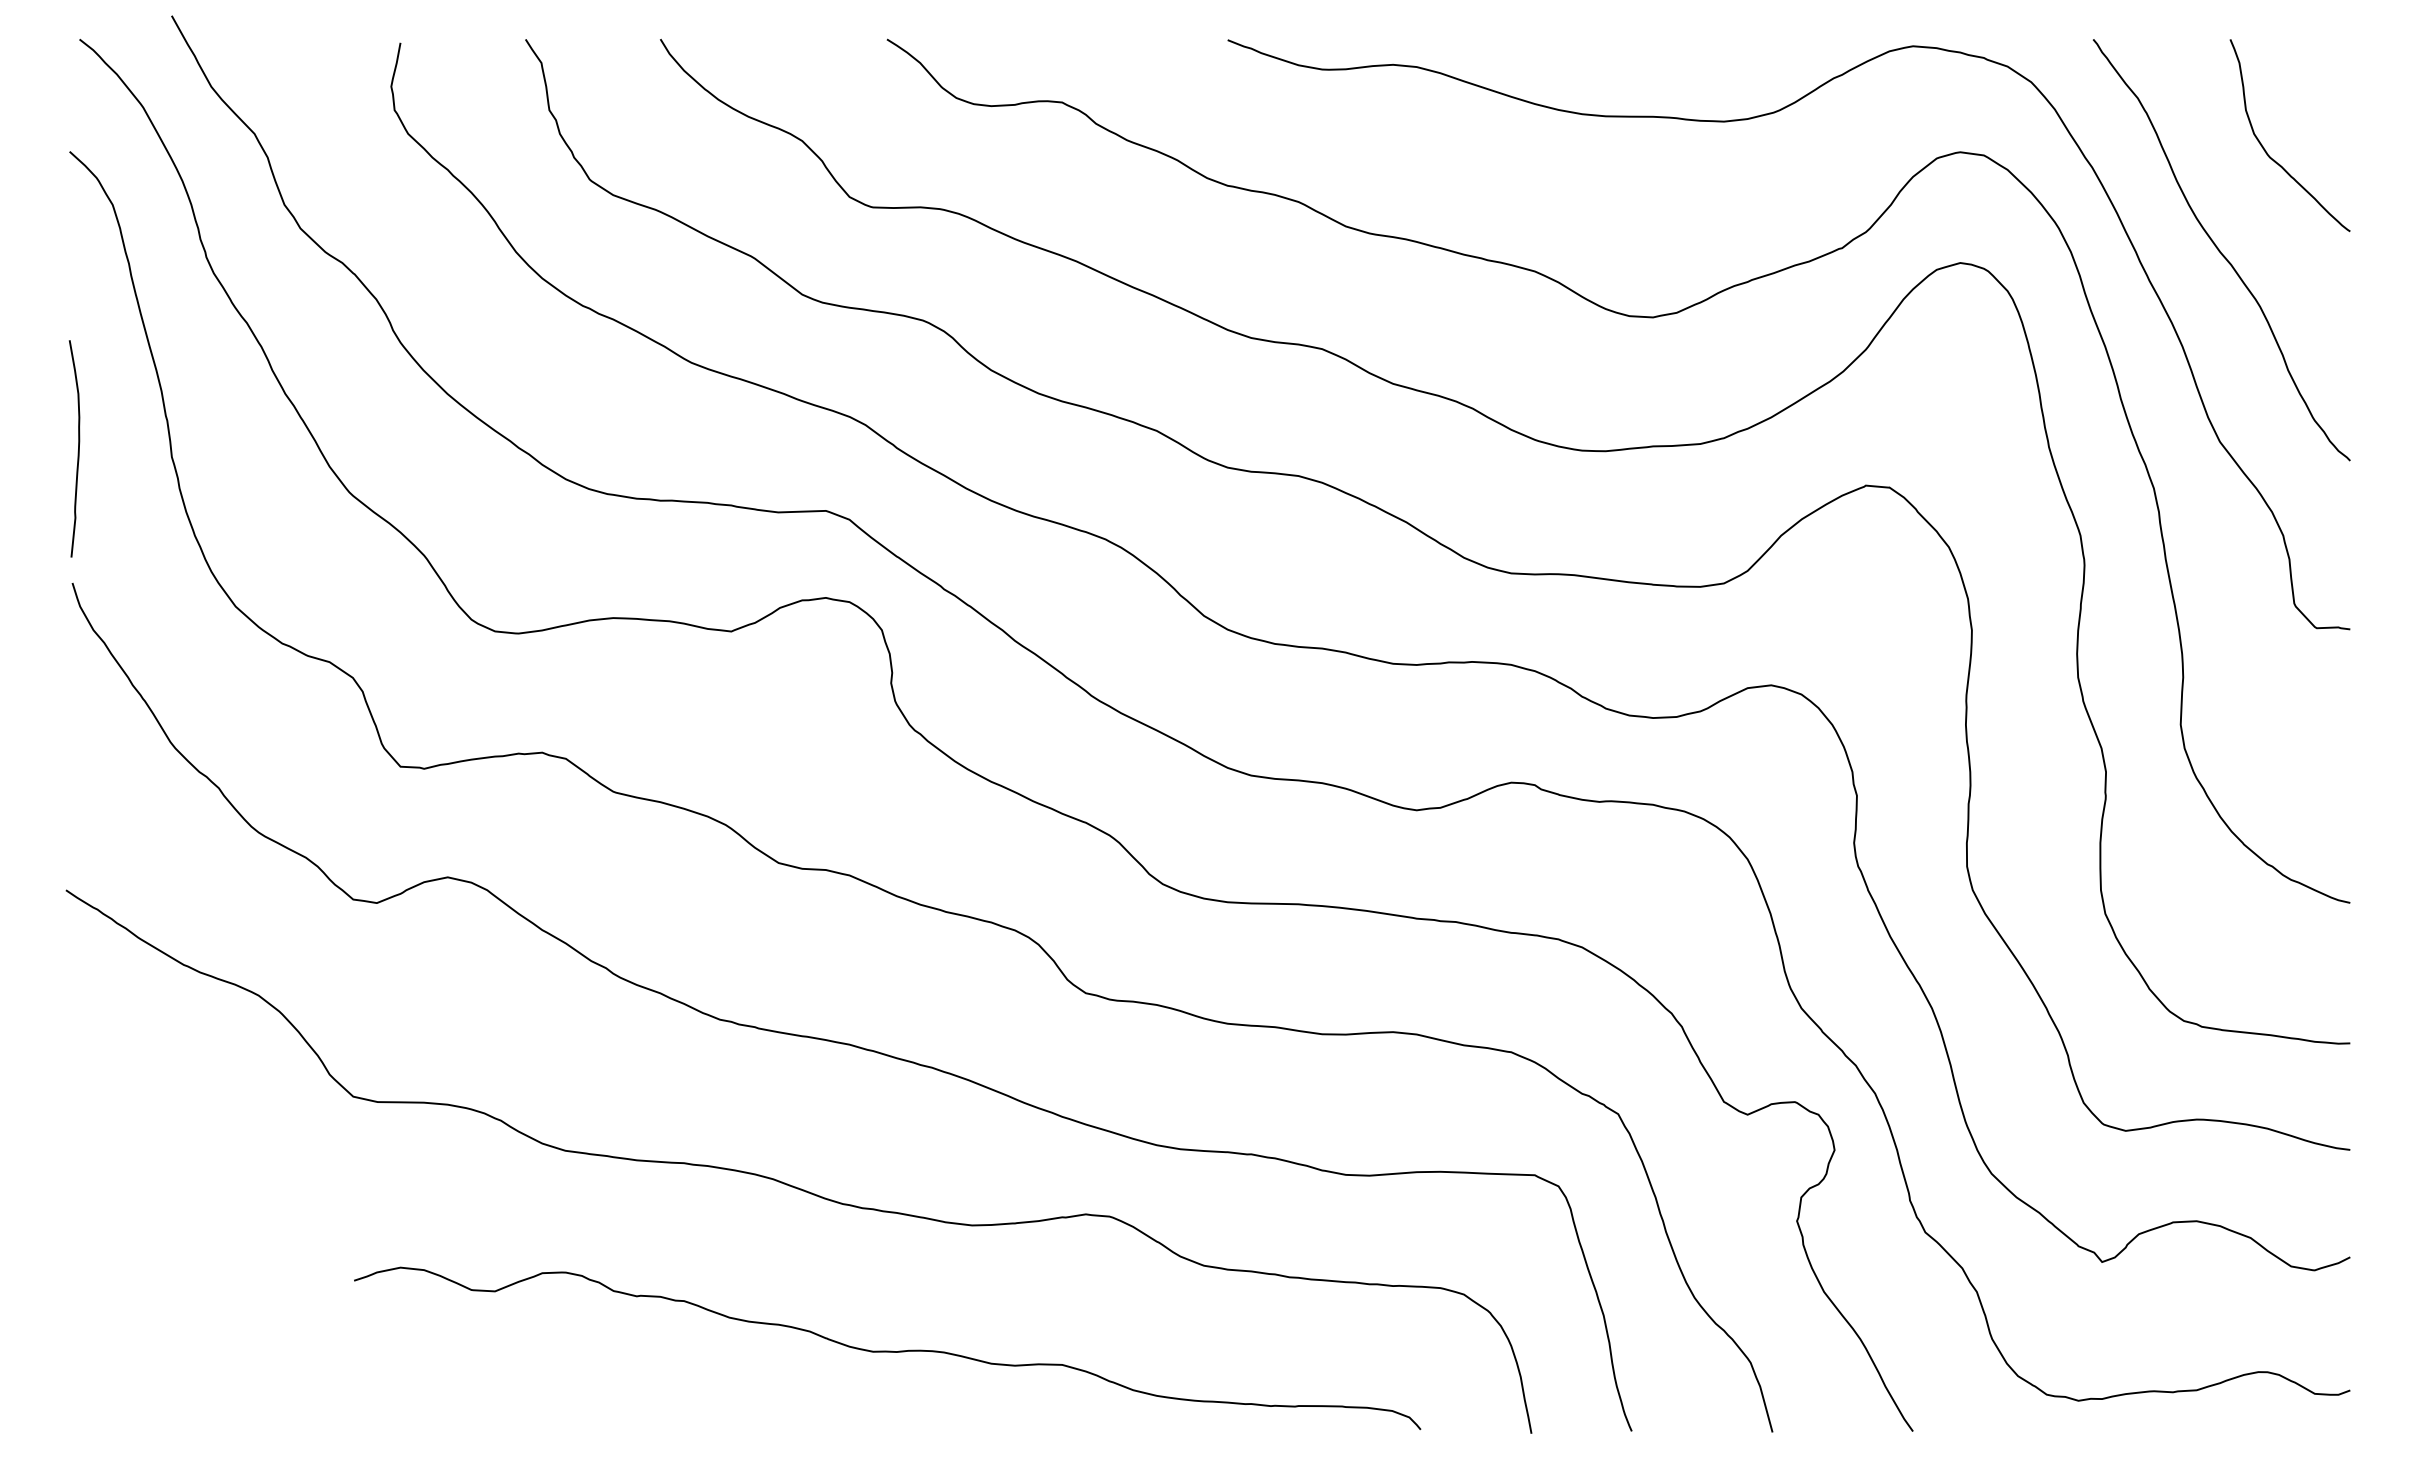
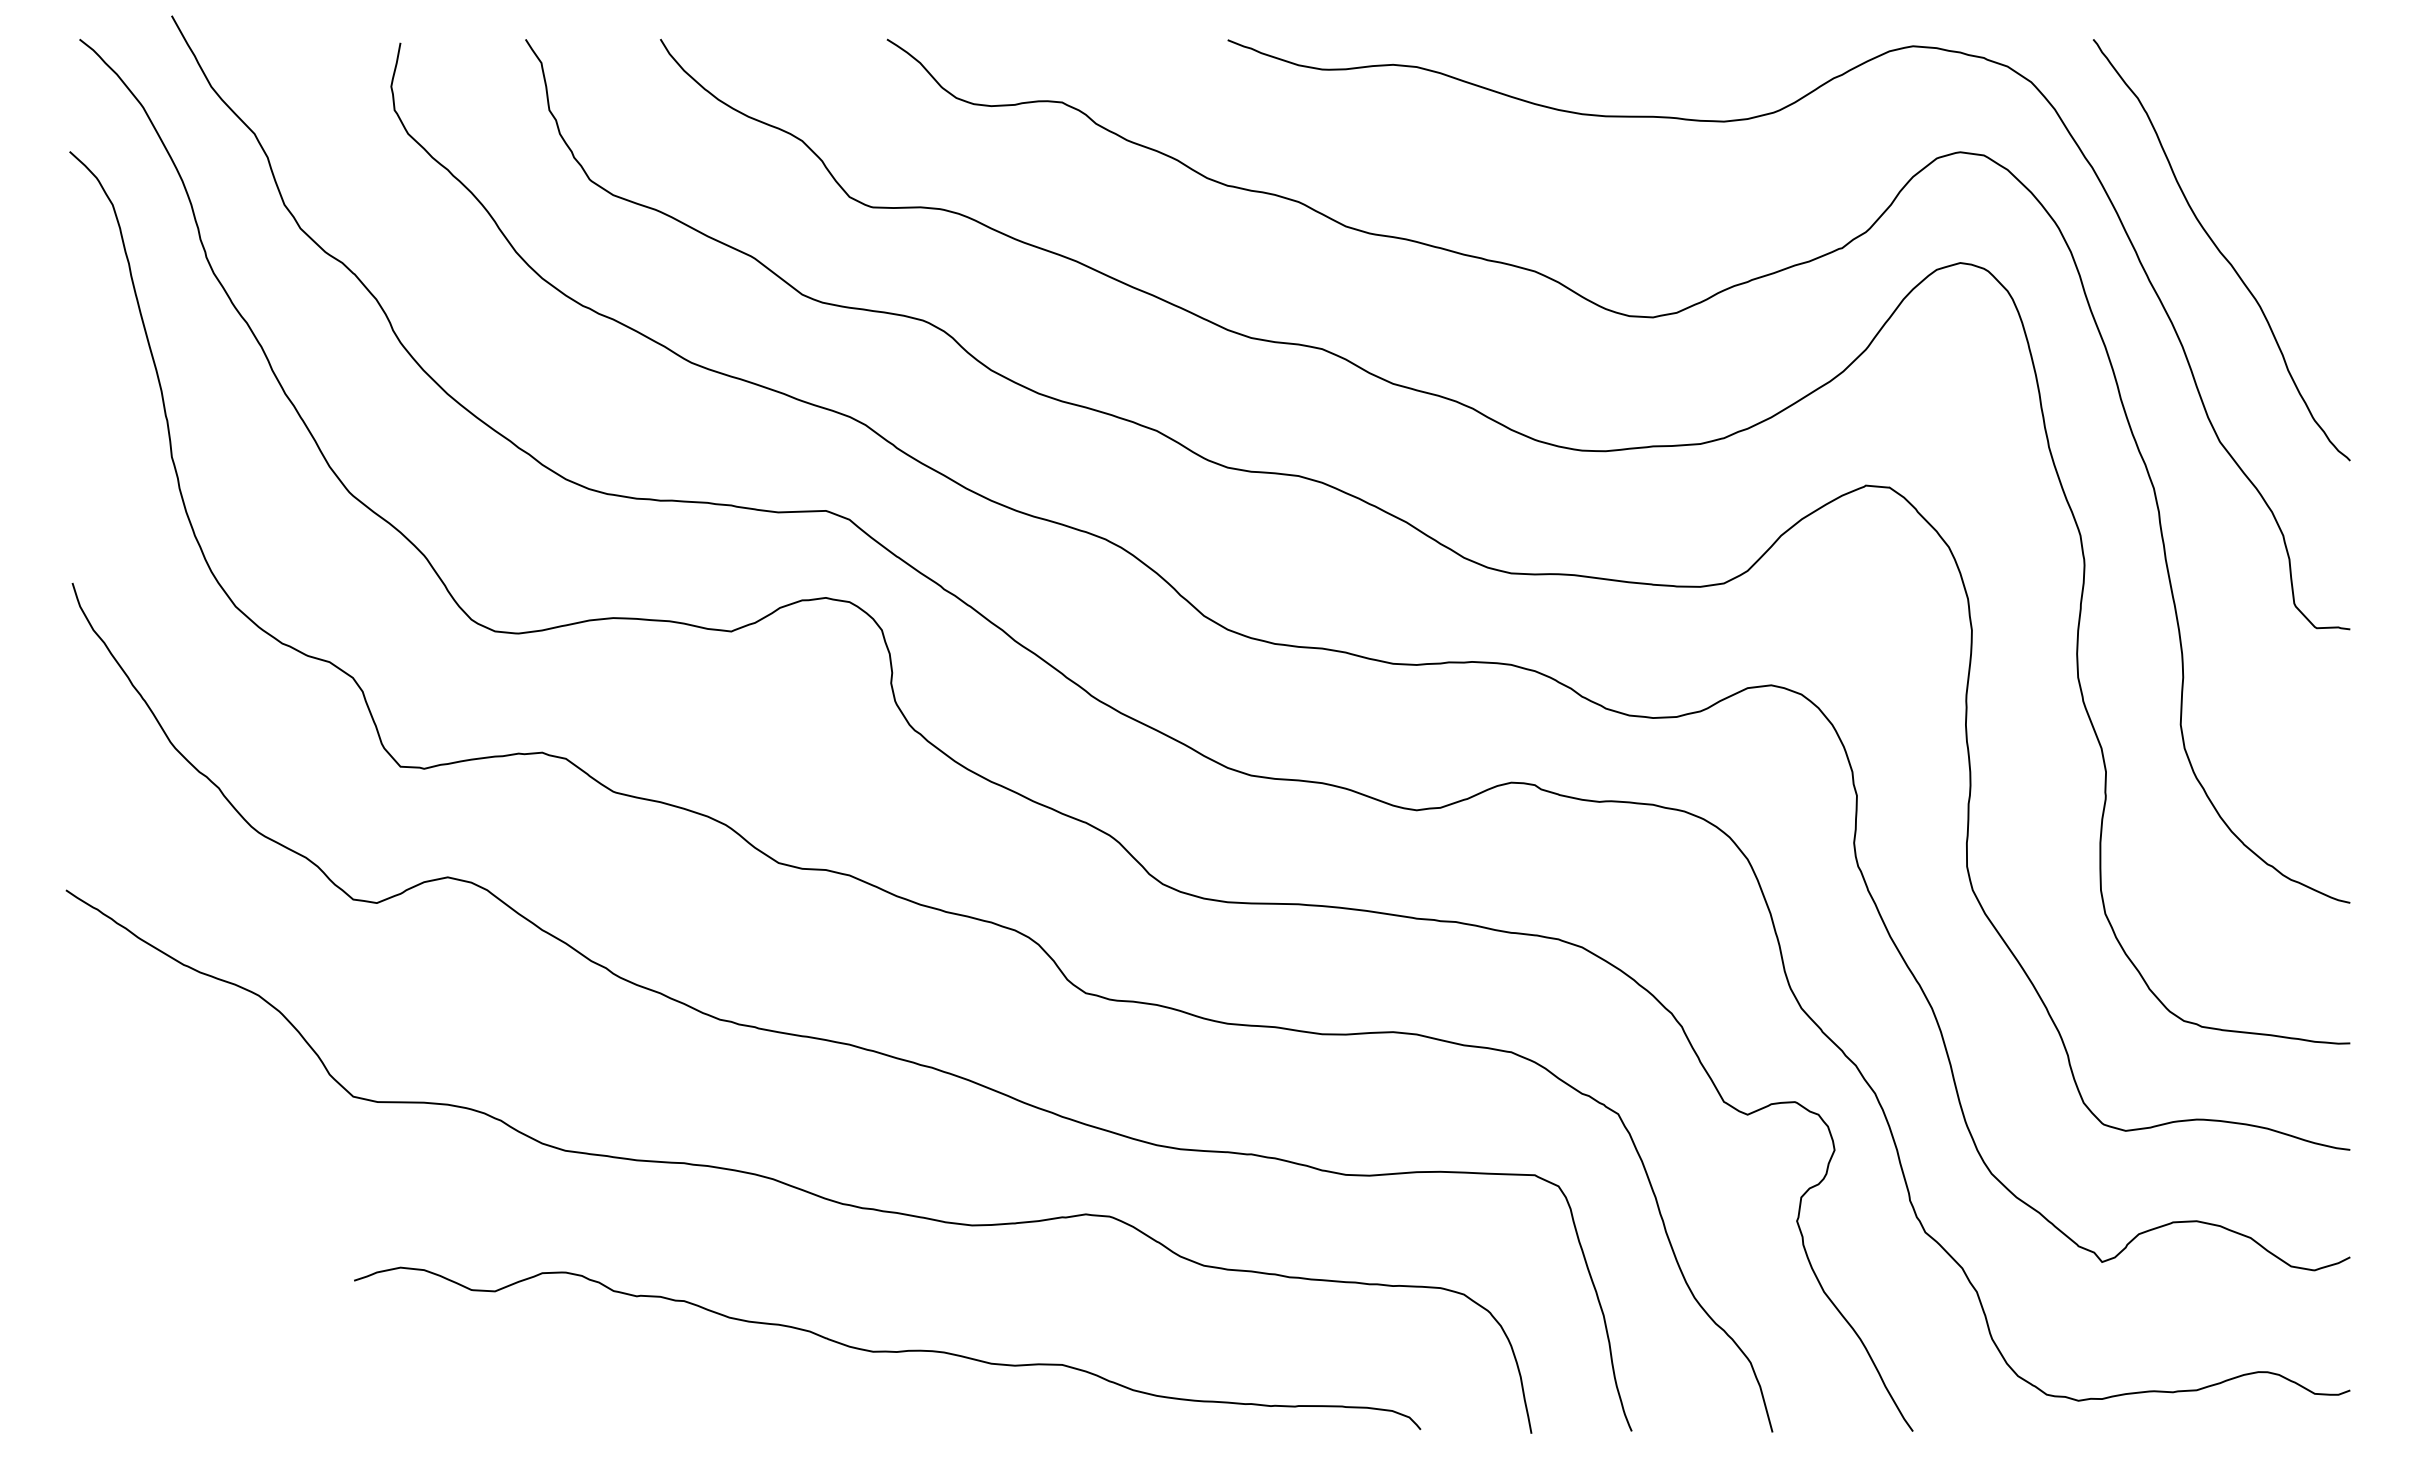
curve: present -> none (2264, 147)
curve: present -> none (78, 448)
